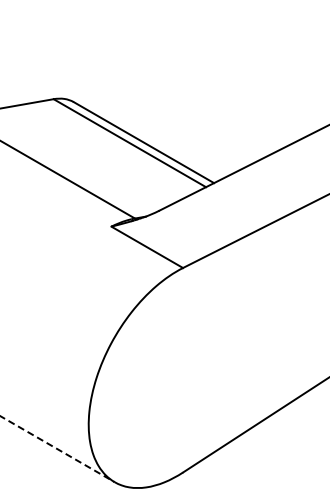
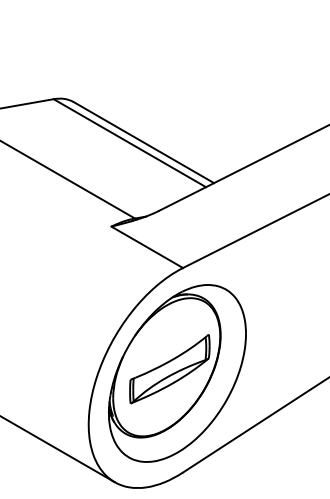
part: none -> present (177, 373)
line: dashed -> solid (57, 449)
